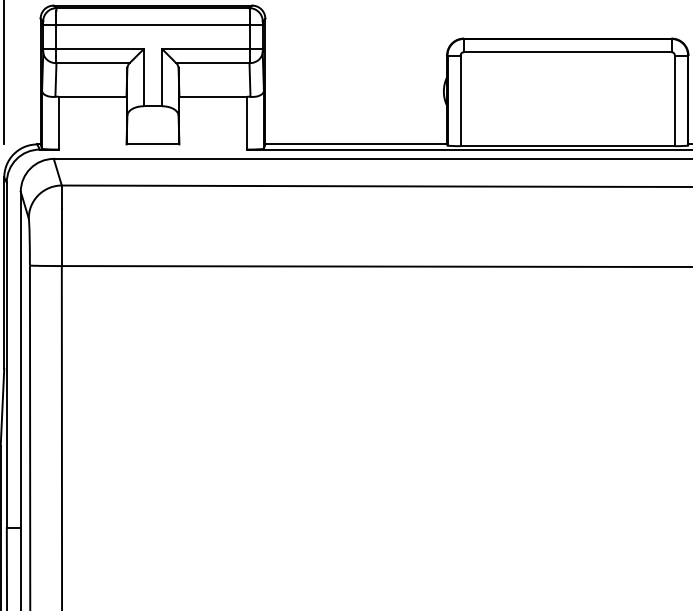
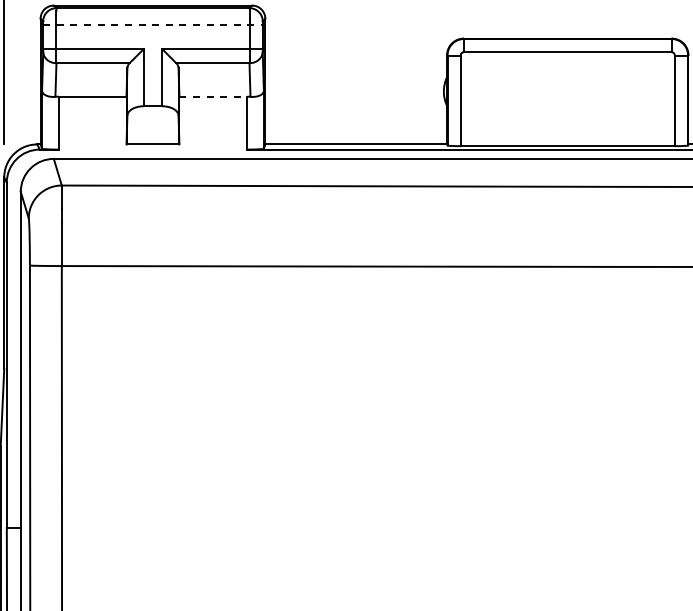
line: solid -> dashed (152, 24)
line: solid -> dashed (213, 96)
